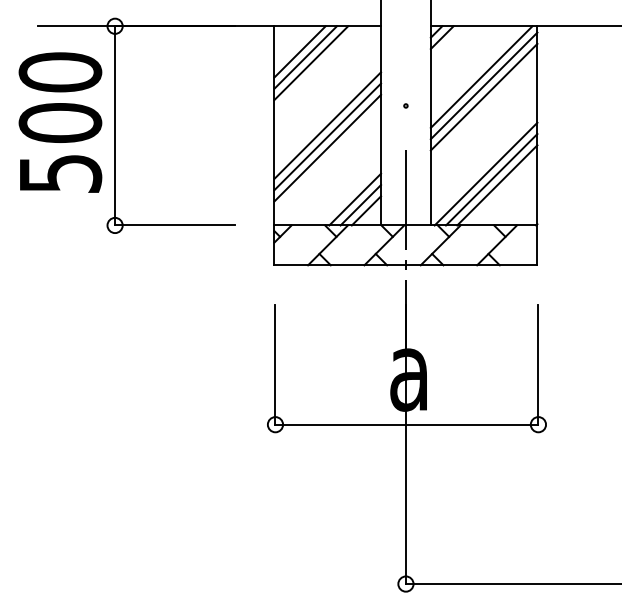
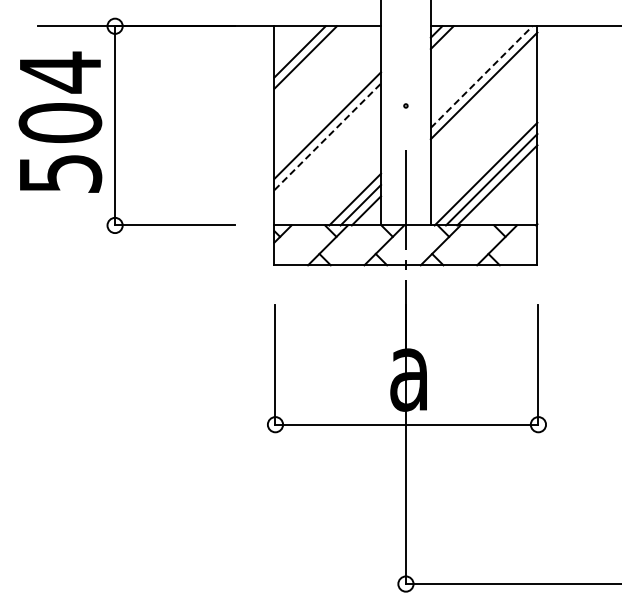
line: present -> none (311, 63)
text: 500 -> 504 (60, 72)
line: solid -> dashed (481, 77)
line: present -> none (483, 96)
line: solid -> dashed (328, 136)
line: present -> none (327, 147)
